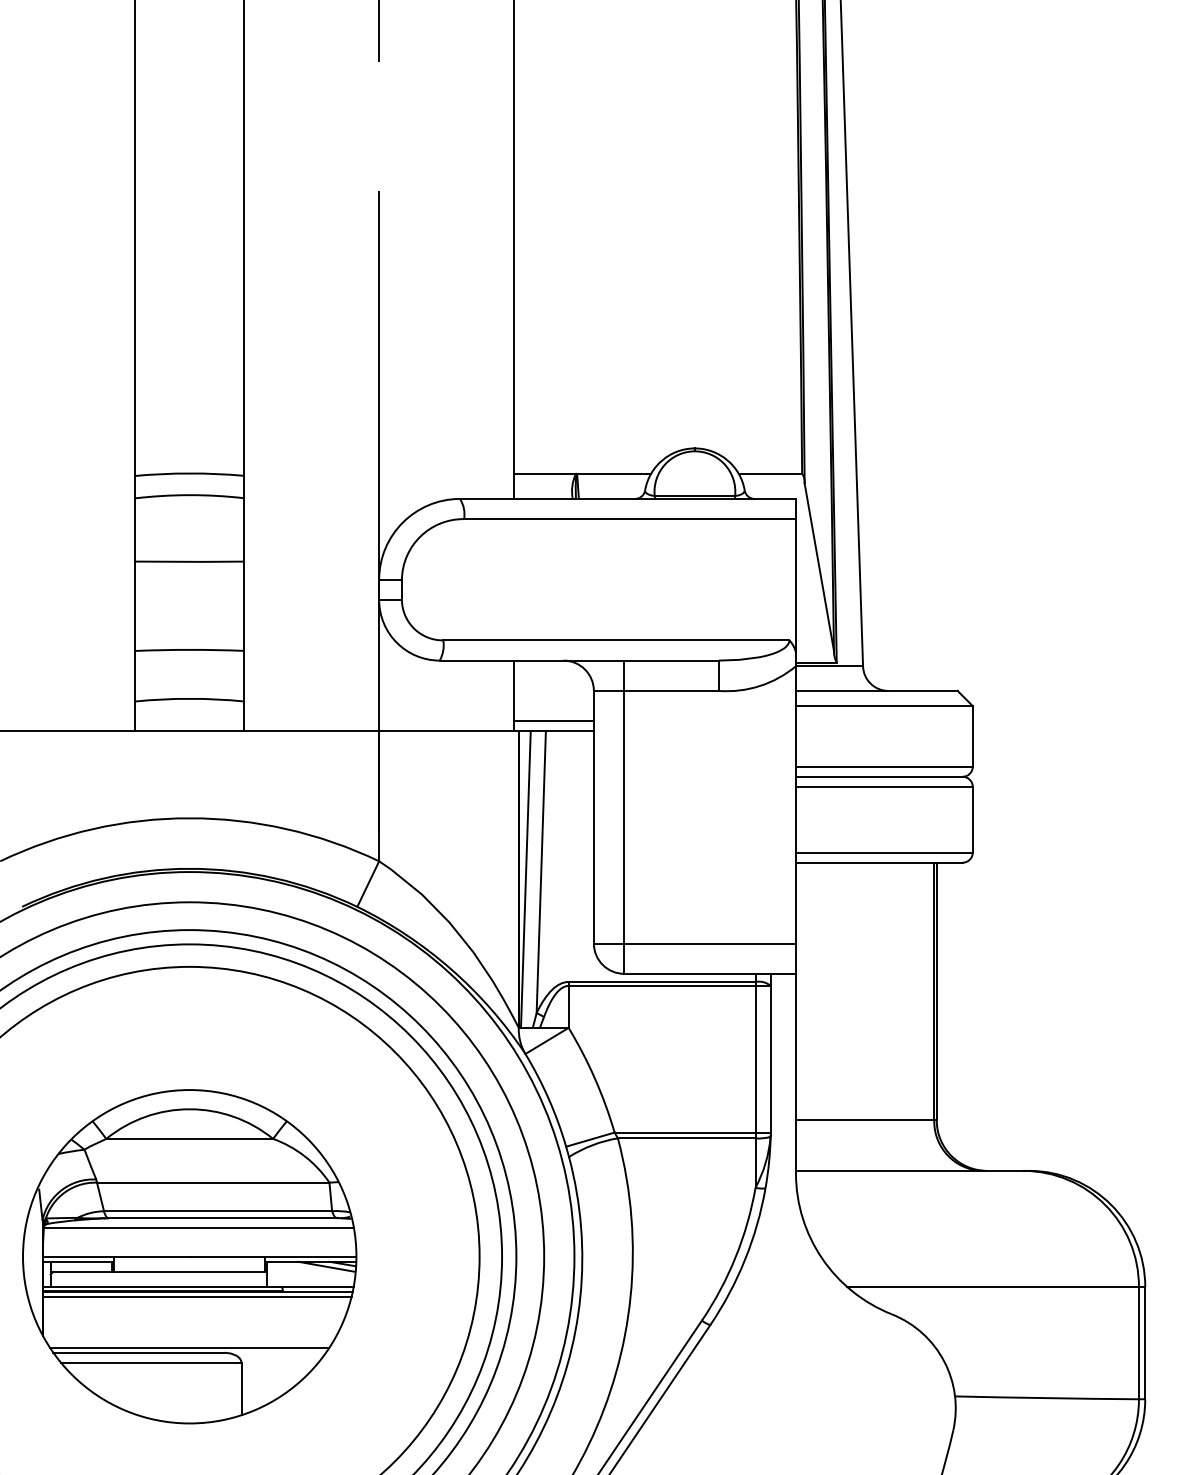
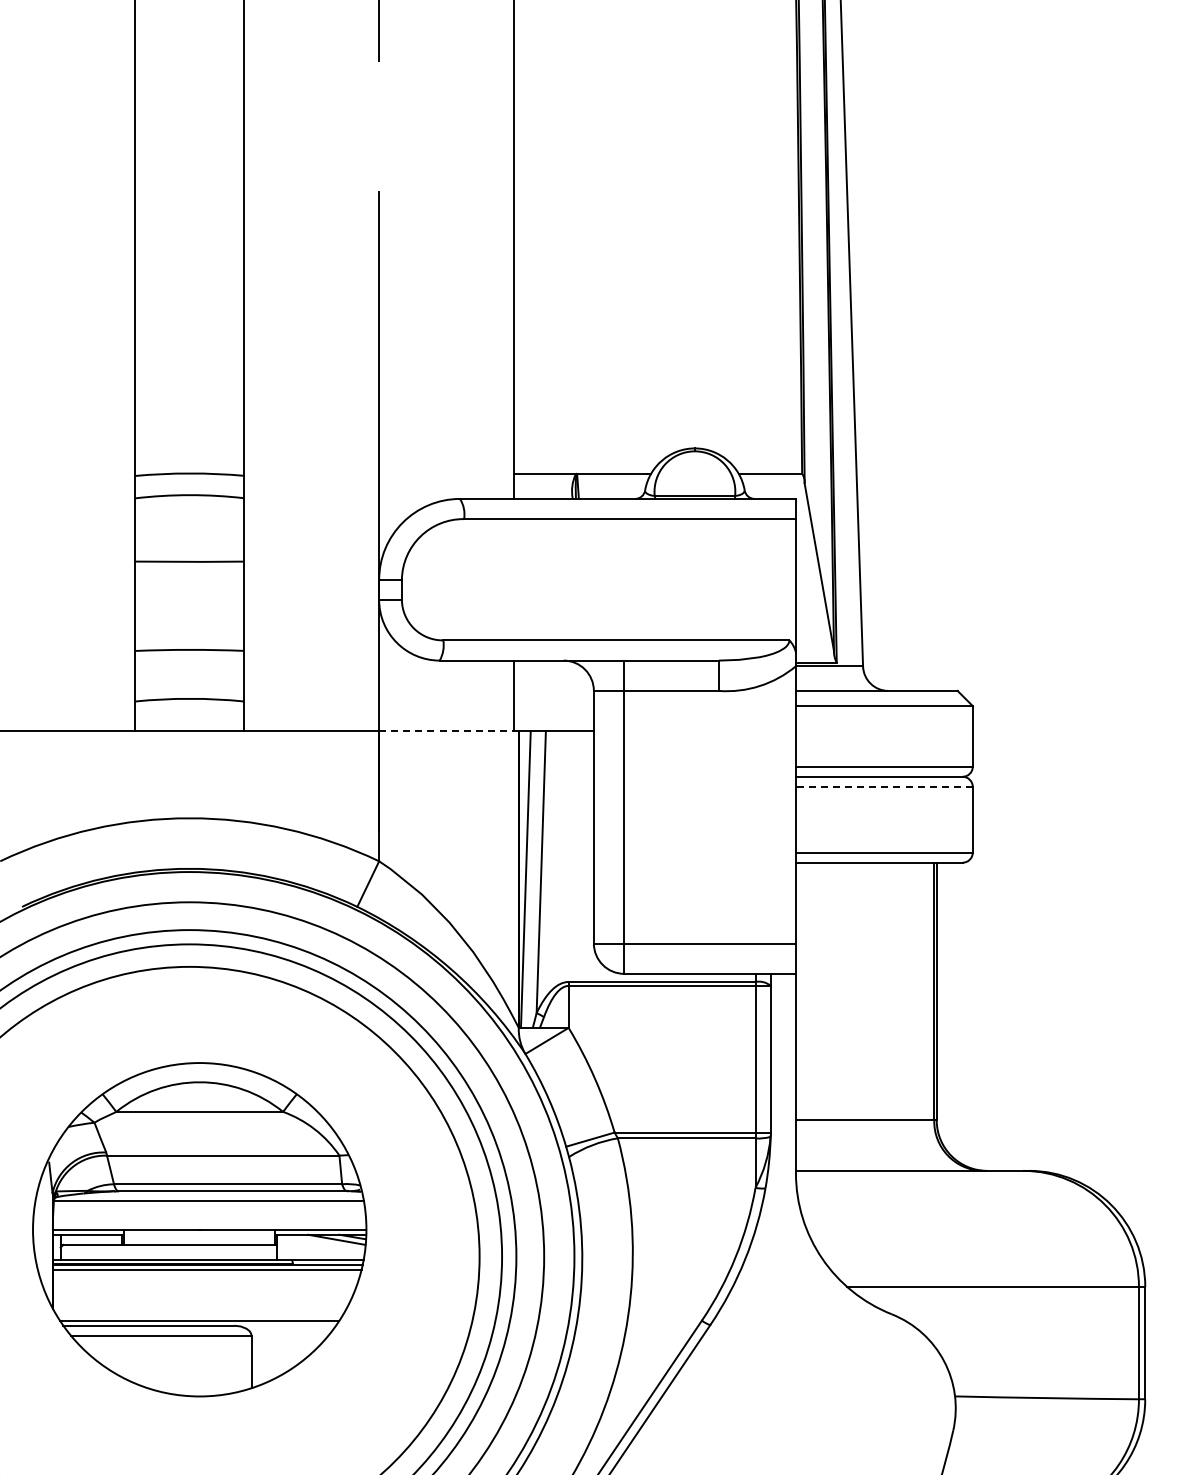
line: present -> none (553, 721)
line: solid -> dashed (449, 731)
line: solid -> dashed (883, 786)
part position: (189, 1256) -> (199, 1229) (199, 1229)
